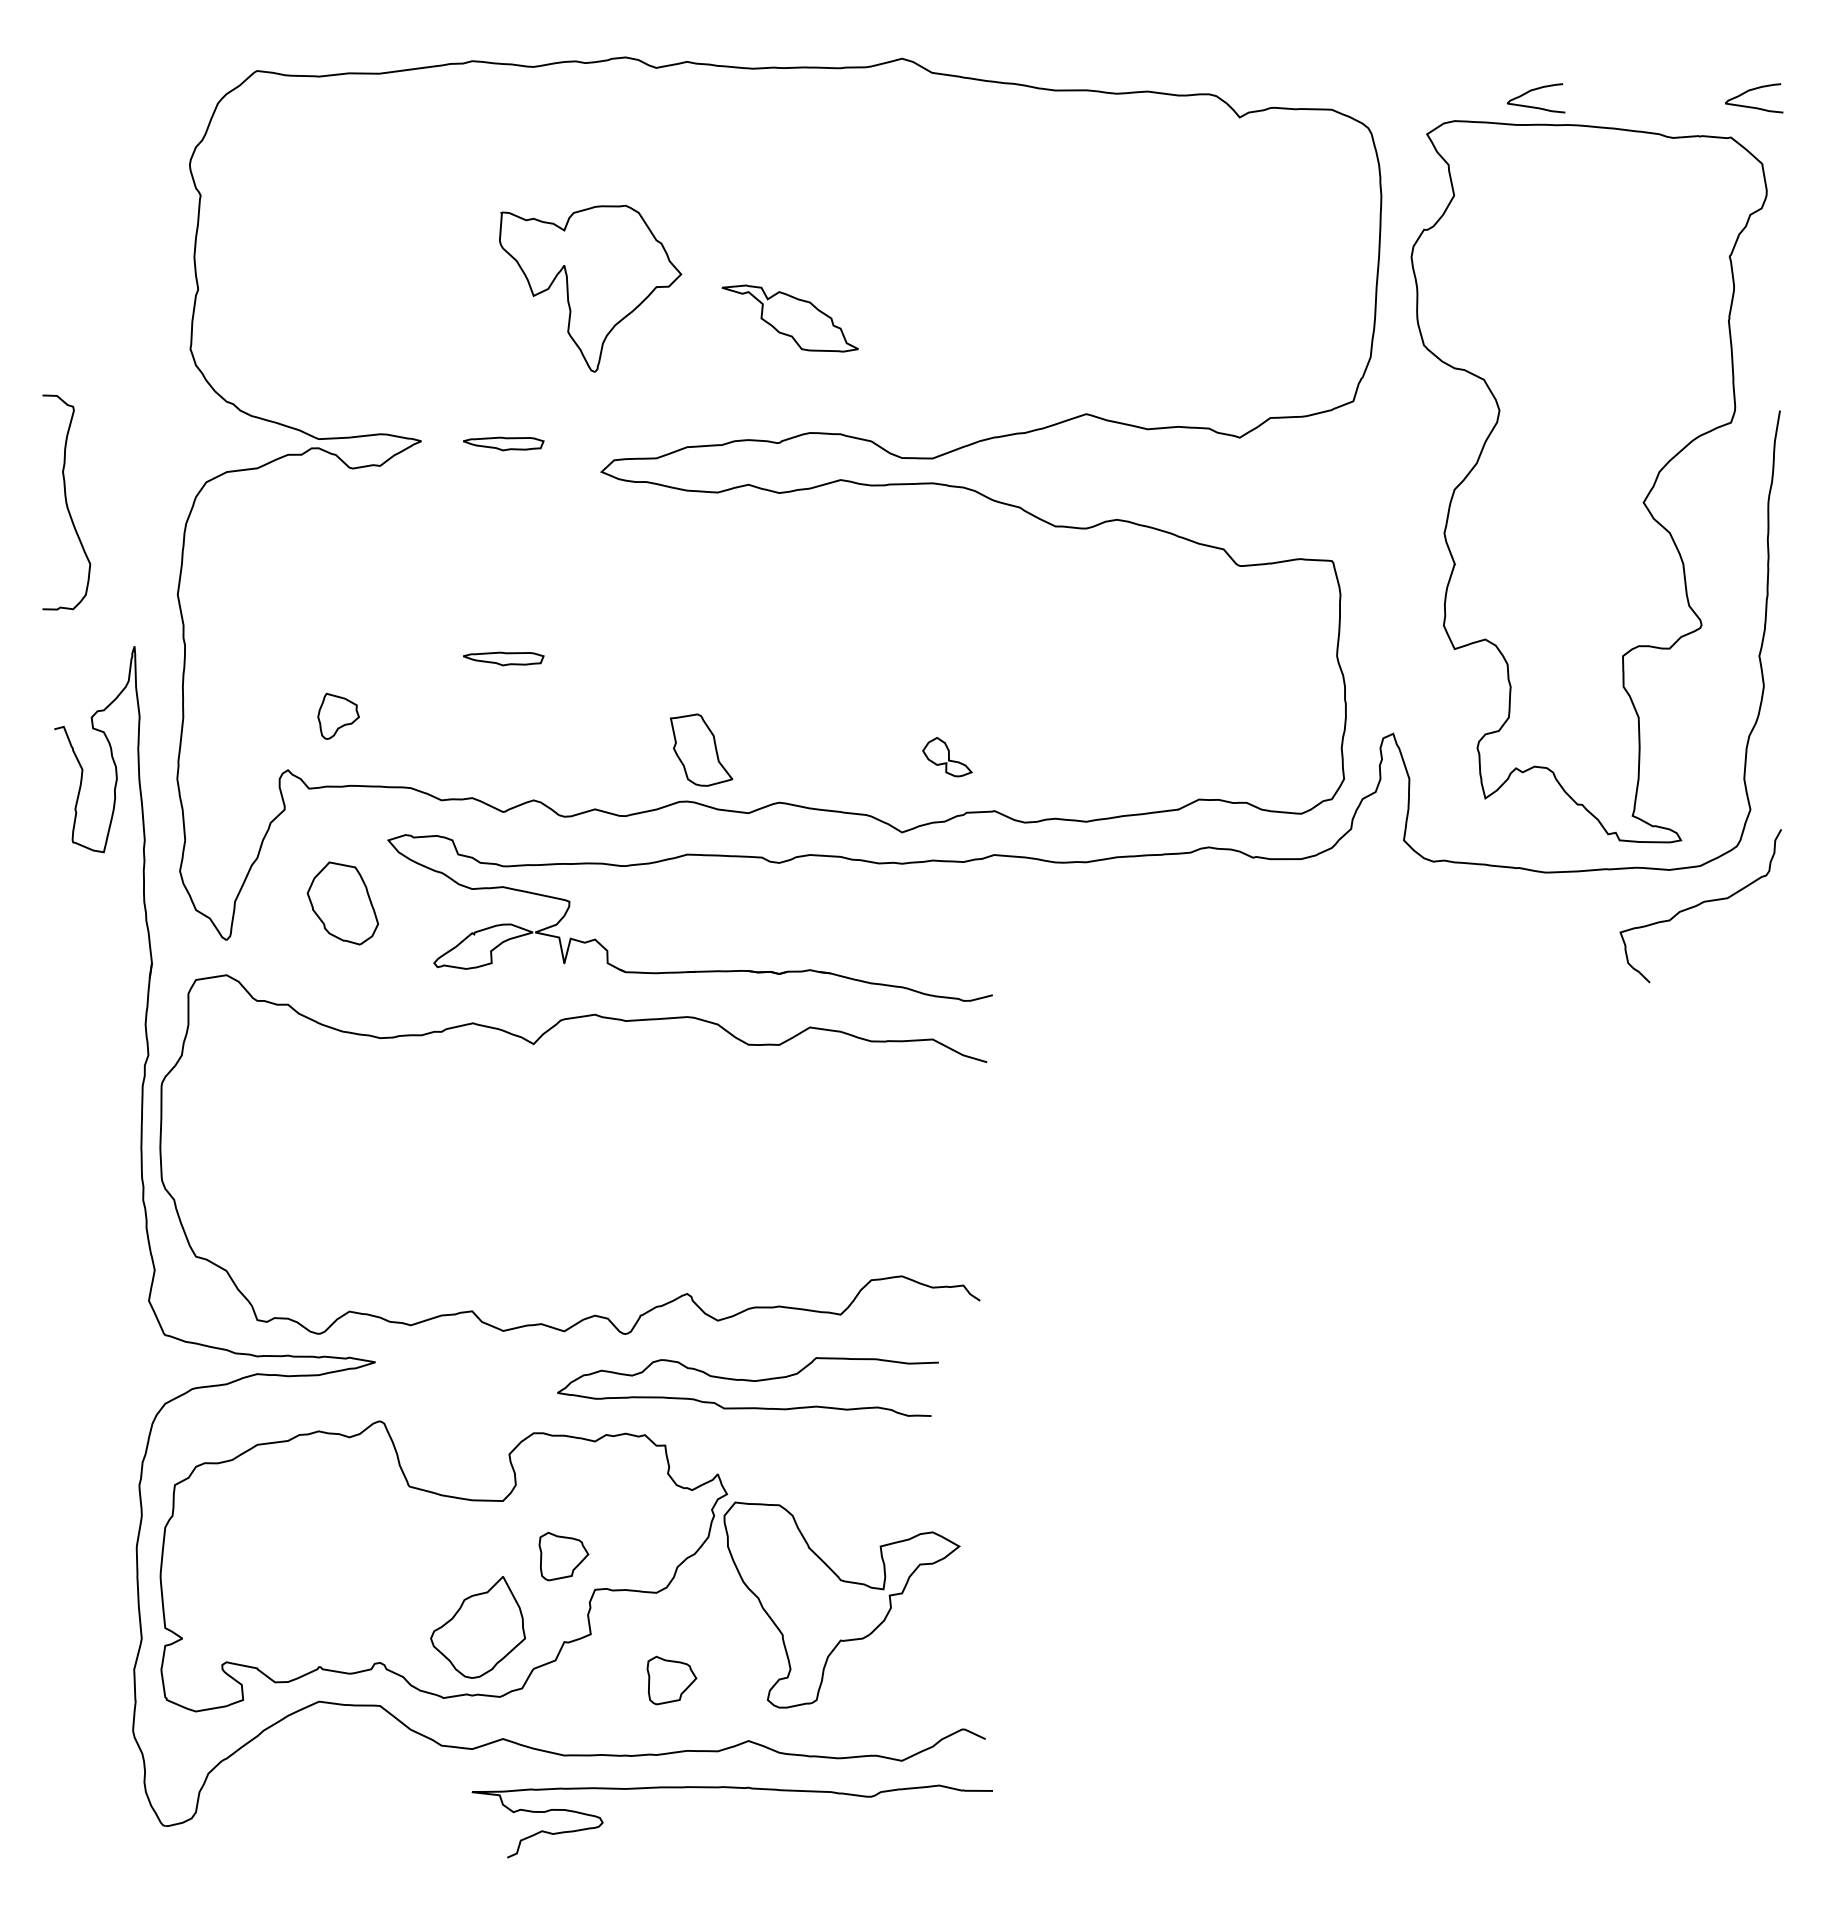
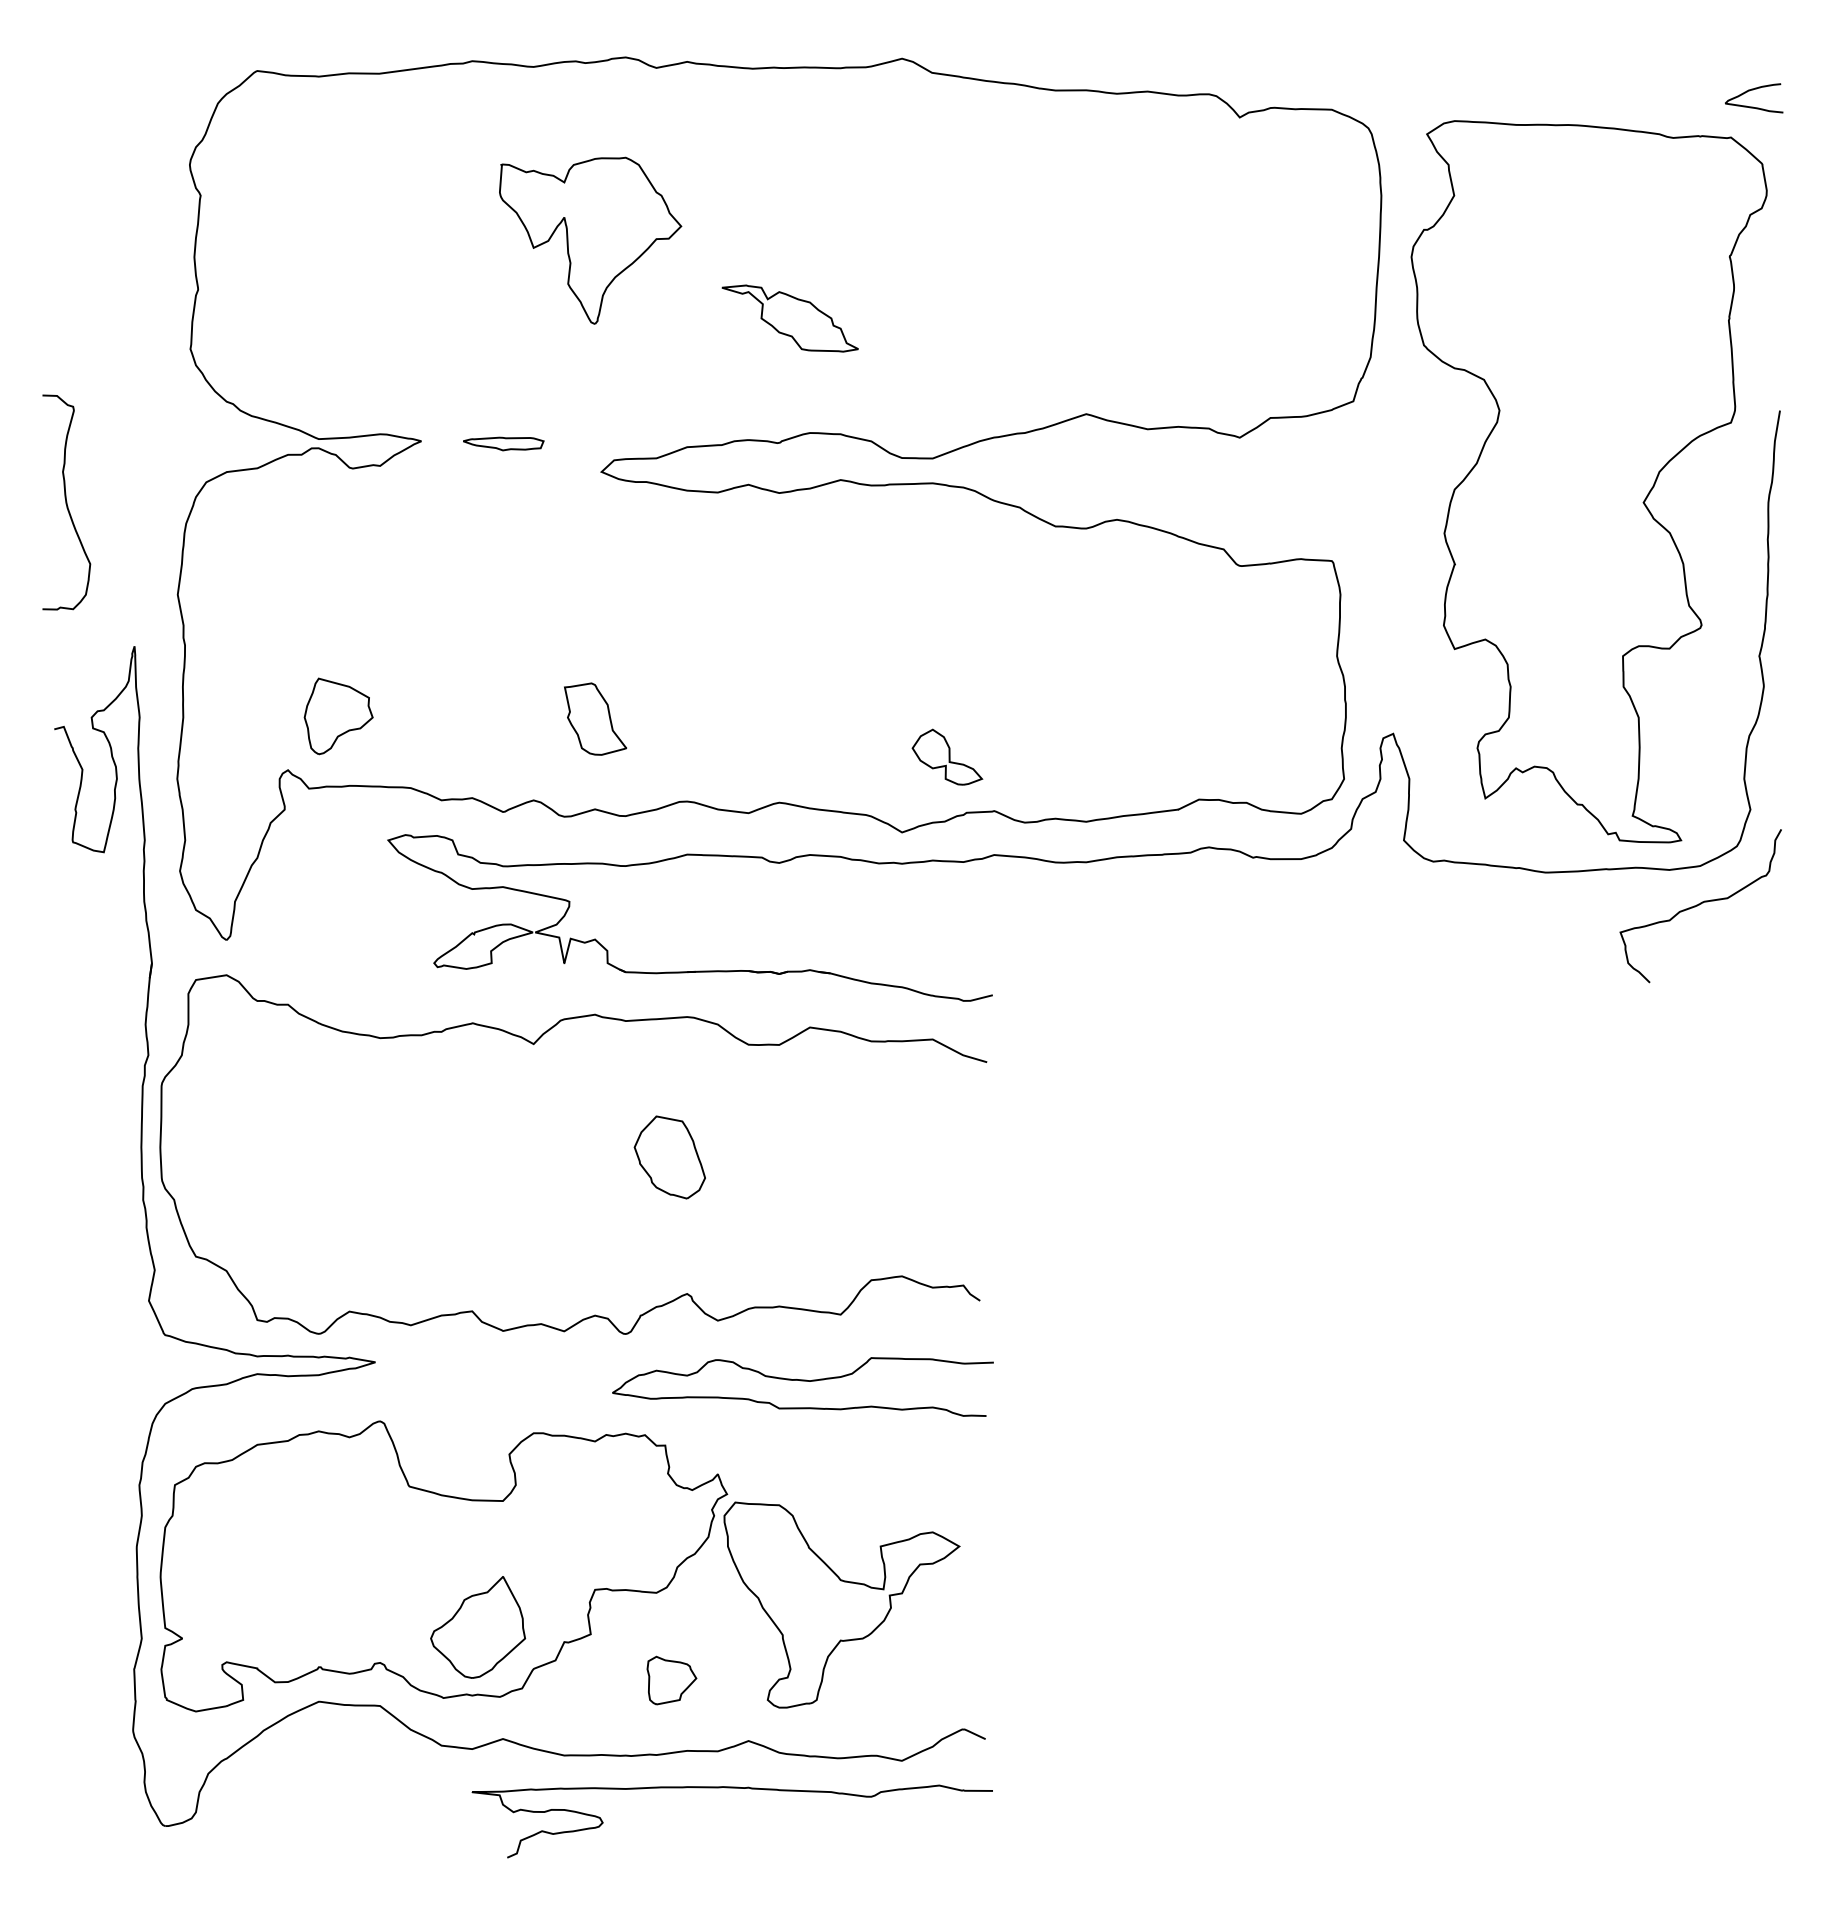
curve: present -> none (1535, 90)
part position: (590, 288) -> (590, 240) (590, 240)
part: present -> none (503, 658)
part size: 43x48 px -> 71x79 px (338, 716)
part position: (701, 749) -> (595, 718) (595, 718)
part size: 51x41 px -> 73x58 px (947, 756)
part position: (342, 903) -> (669, 1157) (669, 1157)
curve position: (747, 1381) -> (802, 1381) (802, 1381)
part: present -> none (563, 1556)
